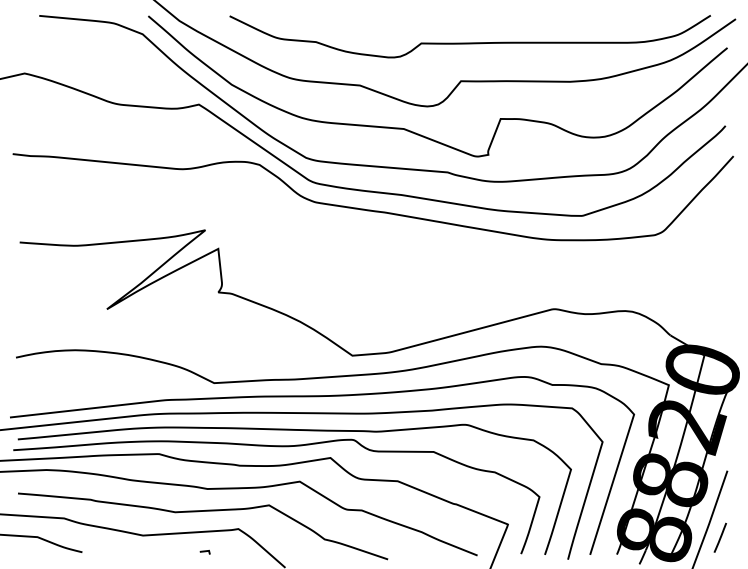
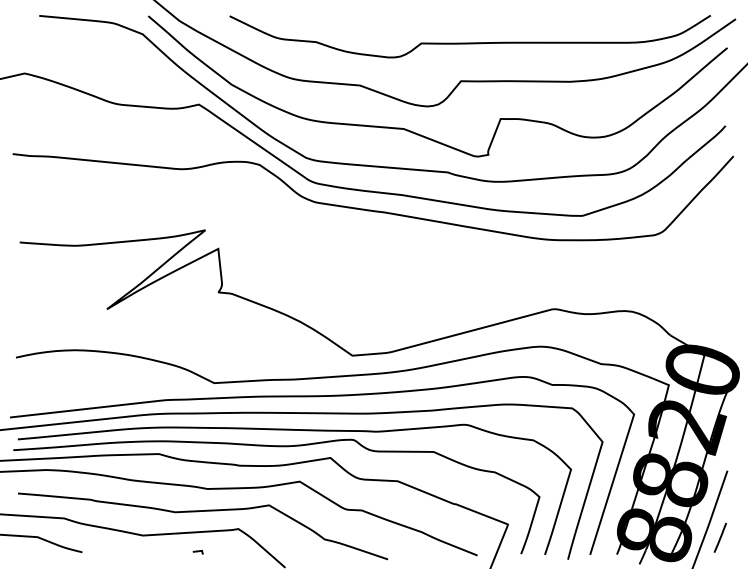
line position: (204, 551) -> (197, 551) (197, 551)
